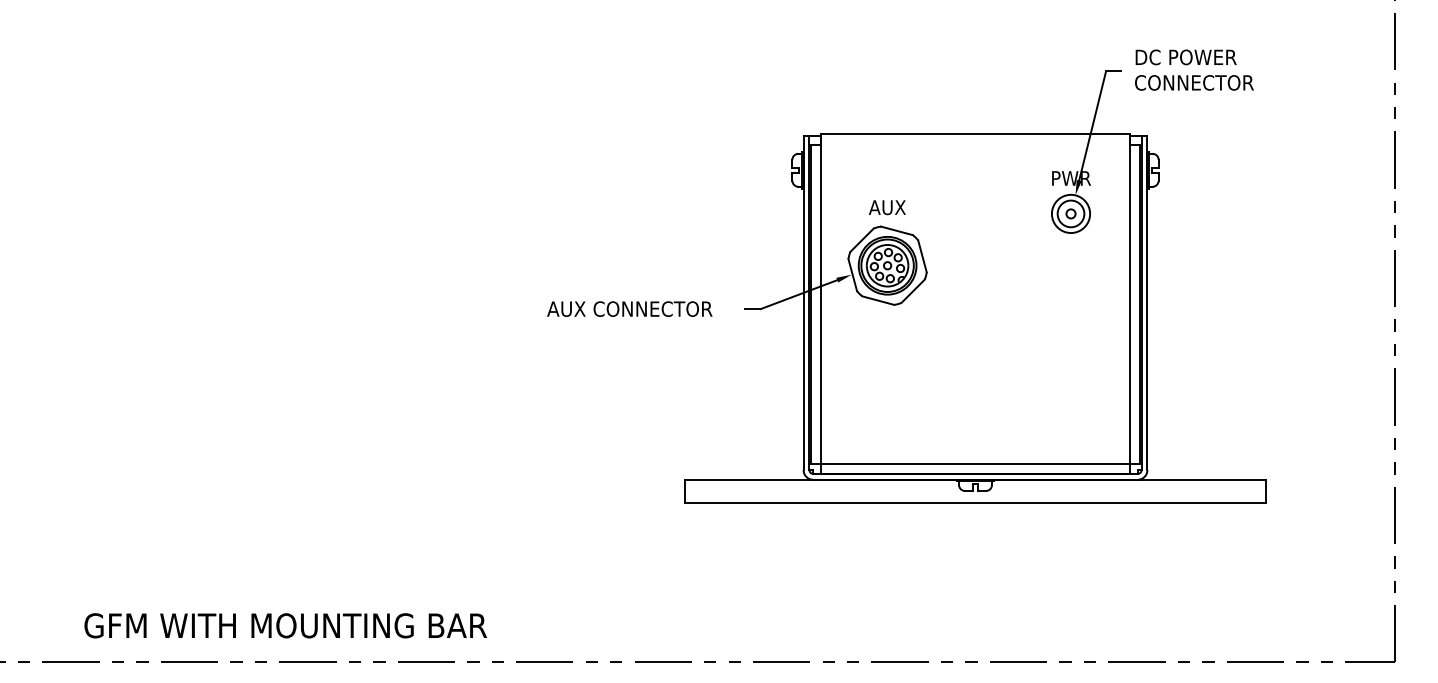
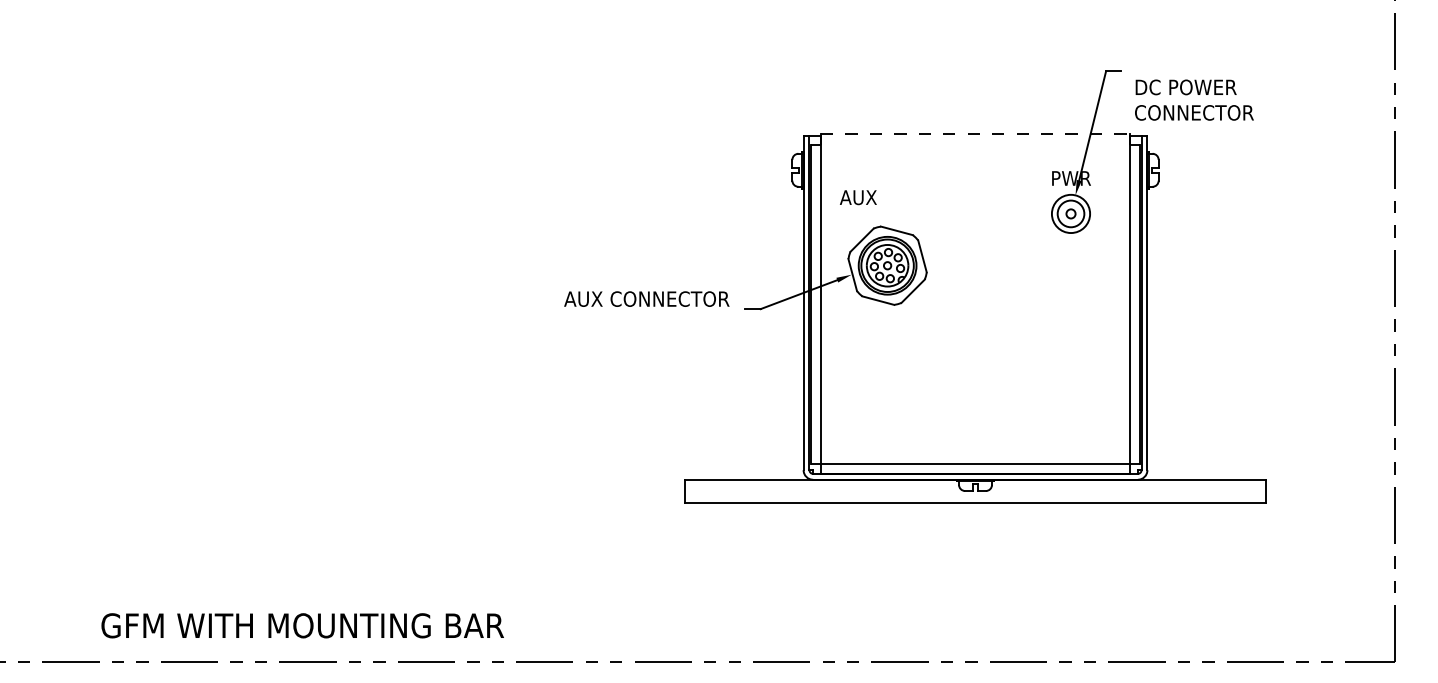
text position: (1194, 69) -> (1194, 99) (1194, 99)
line: solid -> dashed (975, 134)
text position: (887, 207) -> (858, 197) (858, 197)
text position: (629, 308) -> (646, 298) (646, 298)
text position: (285, 625) -> (302, 625) (302, 625)
